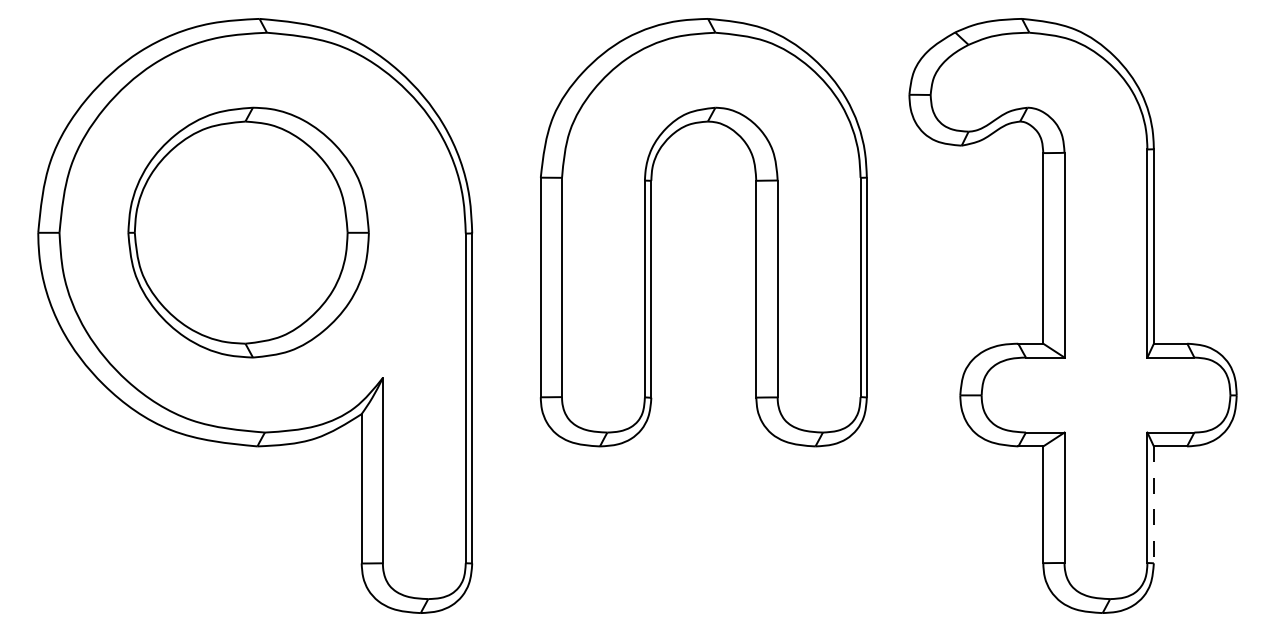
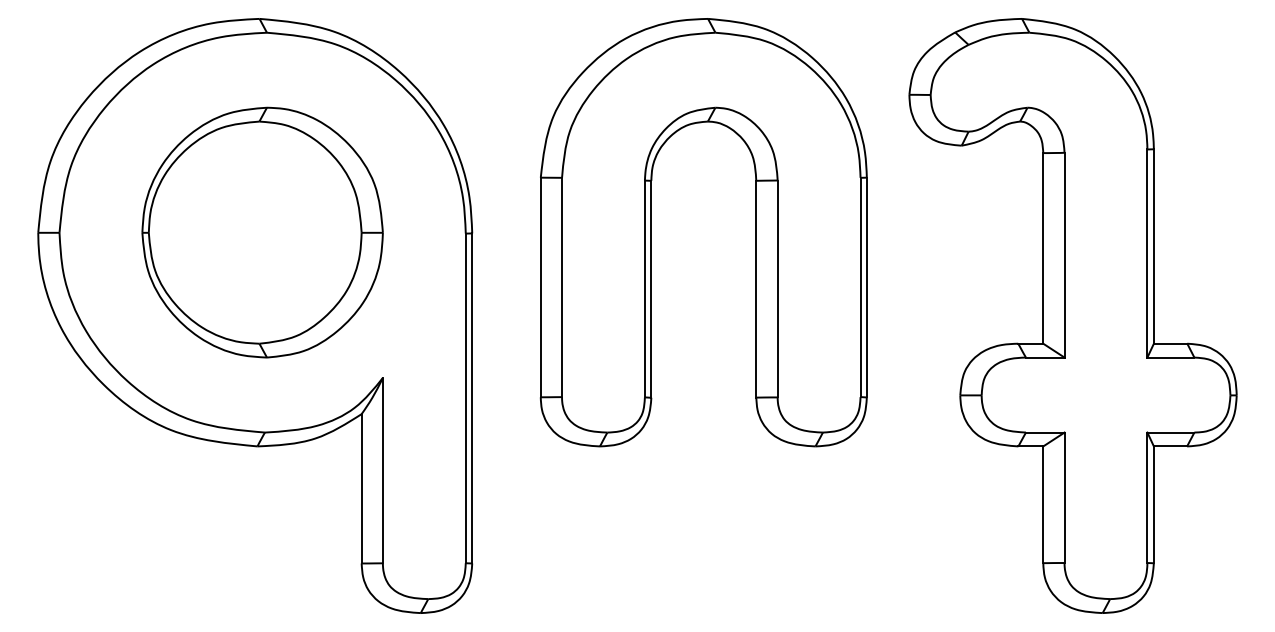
part position: (248, 232) -> (262, 232) (262, 232)
line: dashed -> solid (1153, 505)
